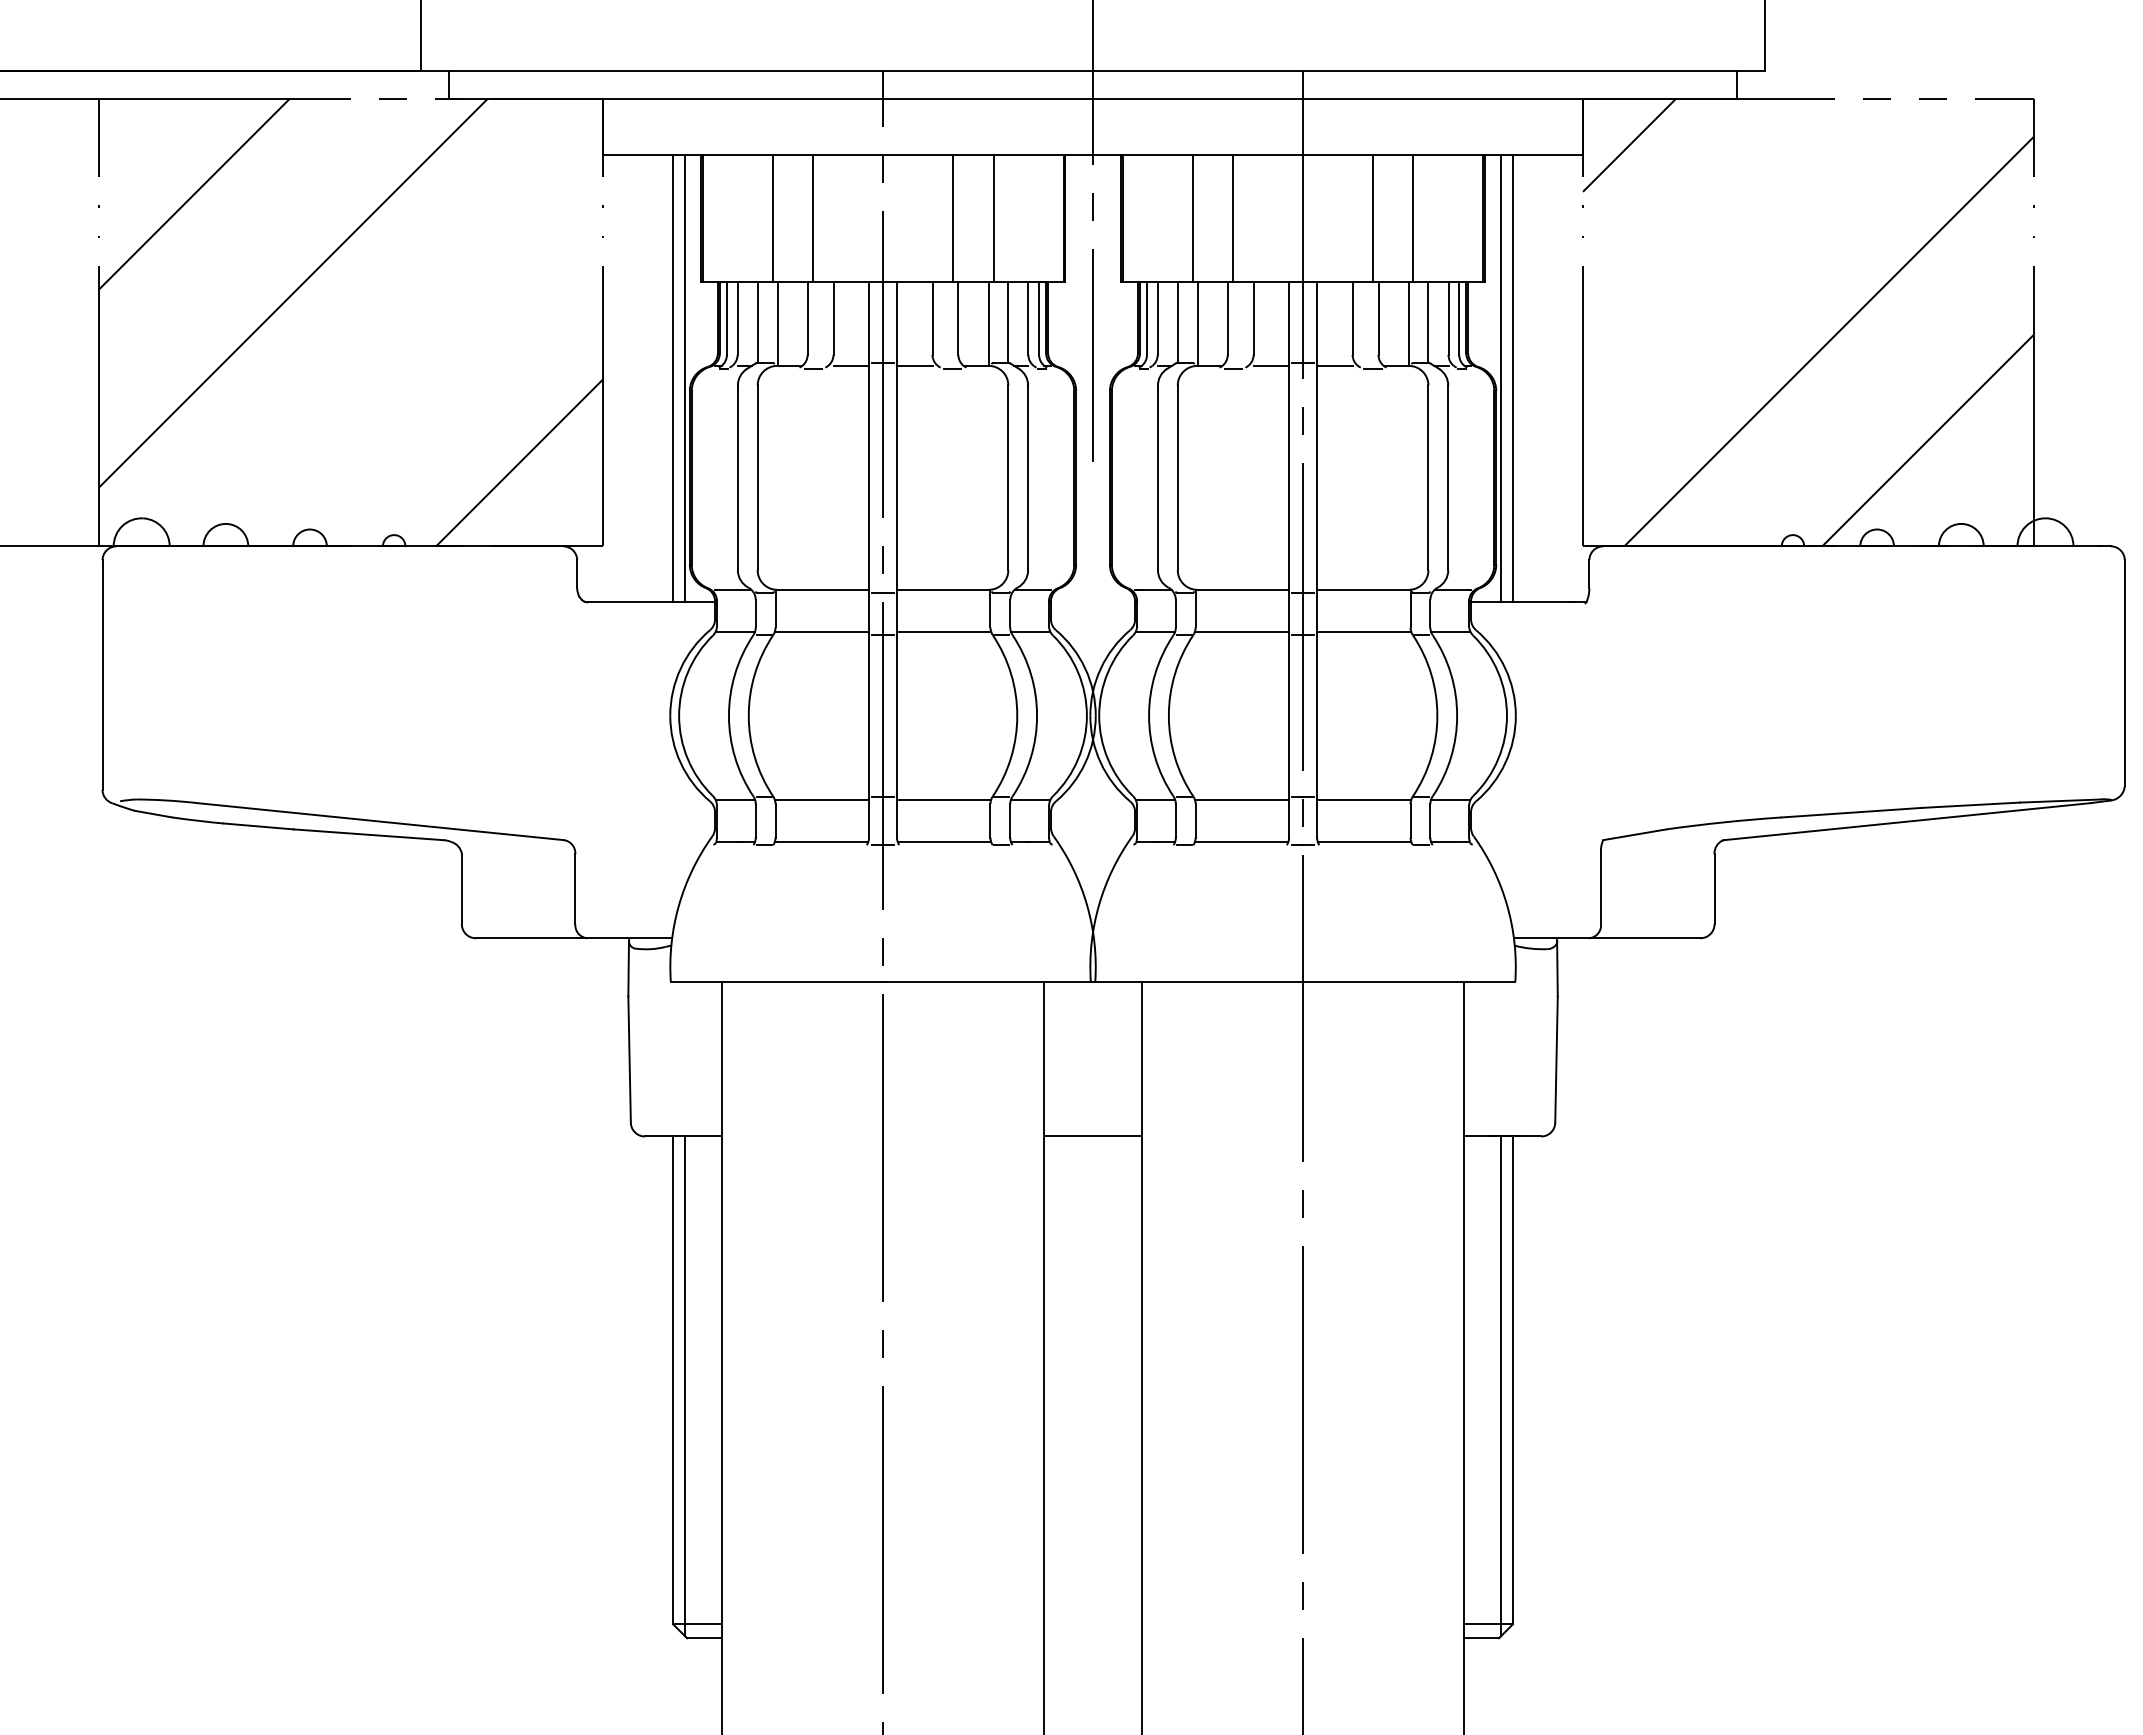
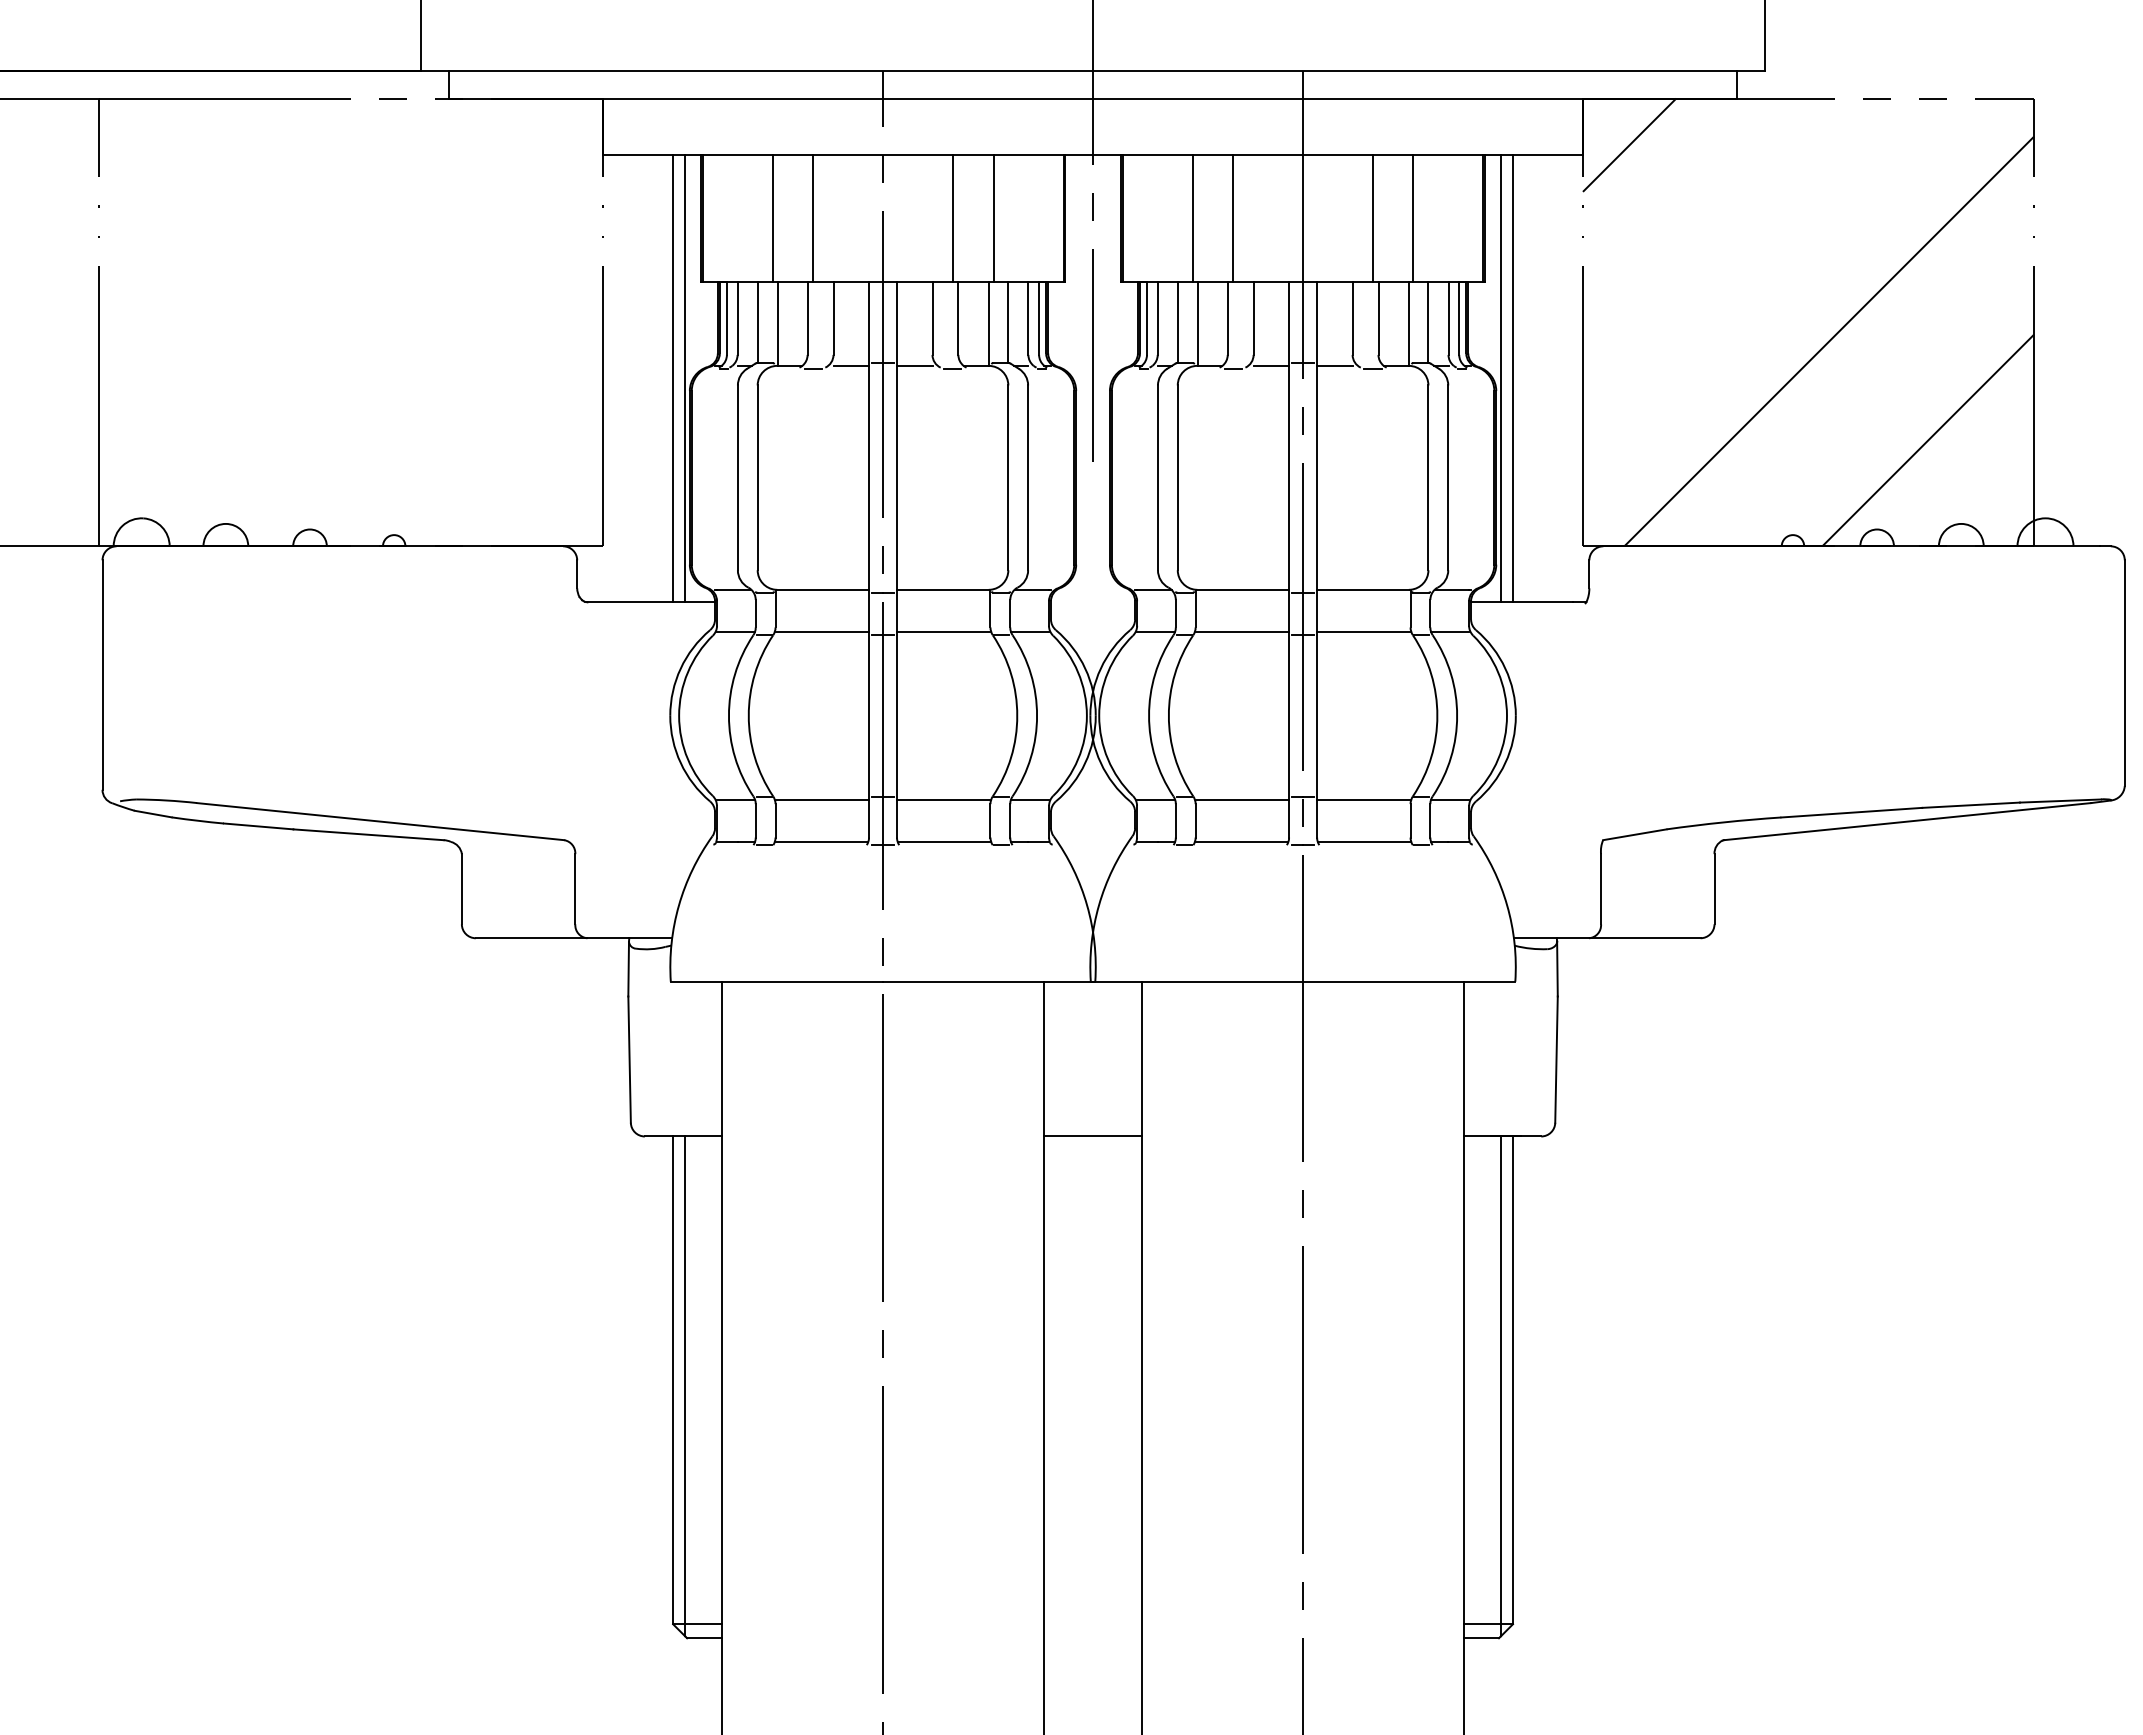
hatch: present -> none (351, 322)
